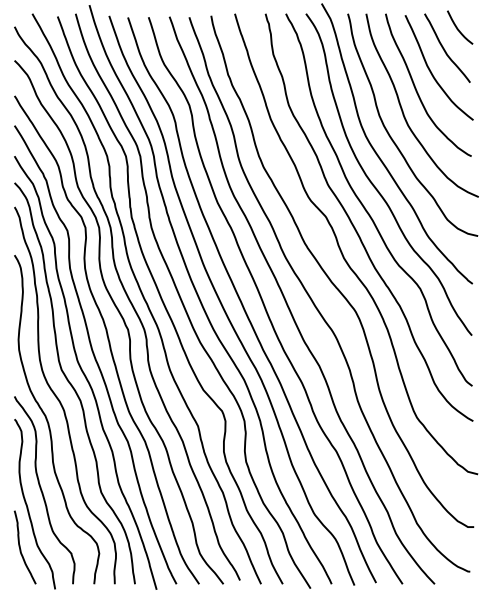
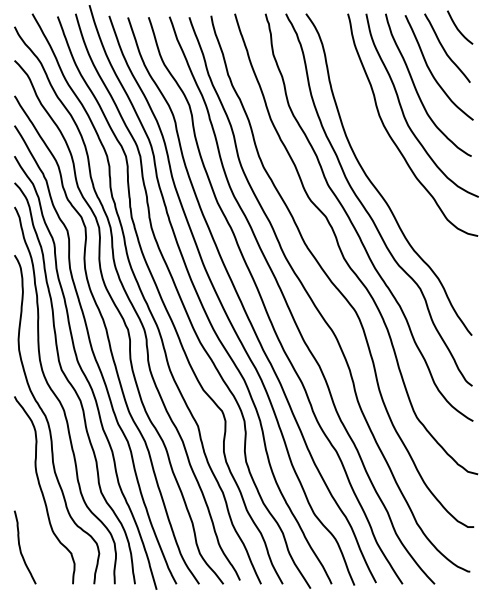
curve: present -> none (378, 154)
curve: present -> none (27, 504)
